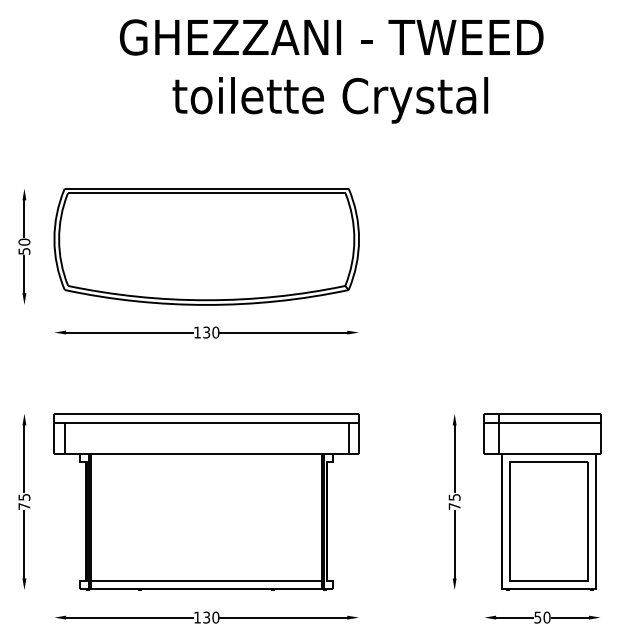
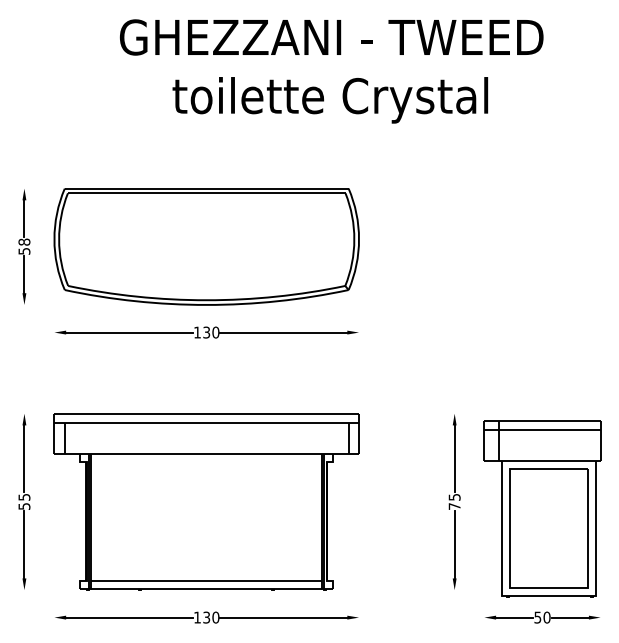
text: 50 -> 58 (24, 241)
part position: (542, 501) -> (542, 508) (542, 508)
text: 75 -> 55 (24, 506)
